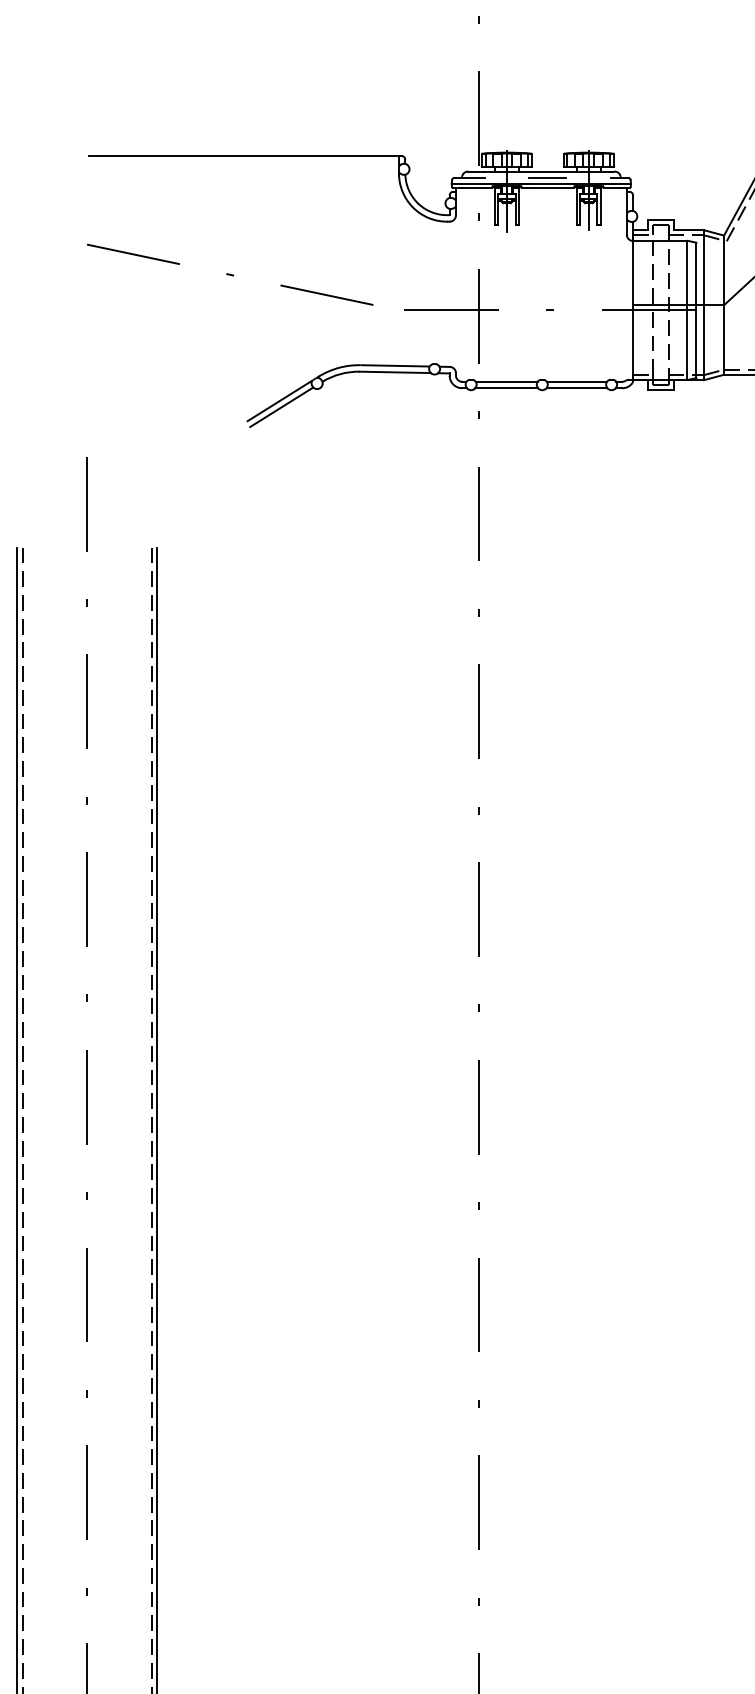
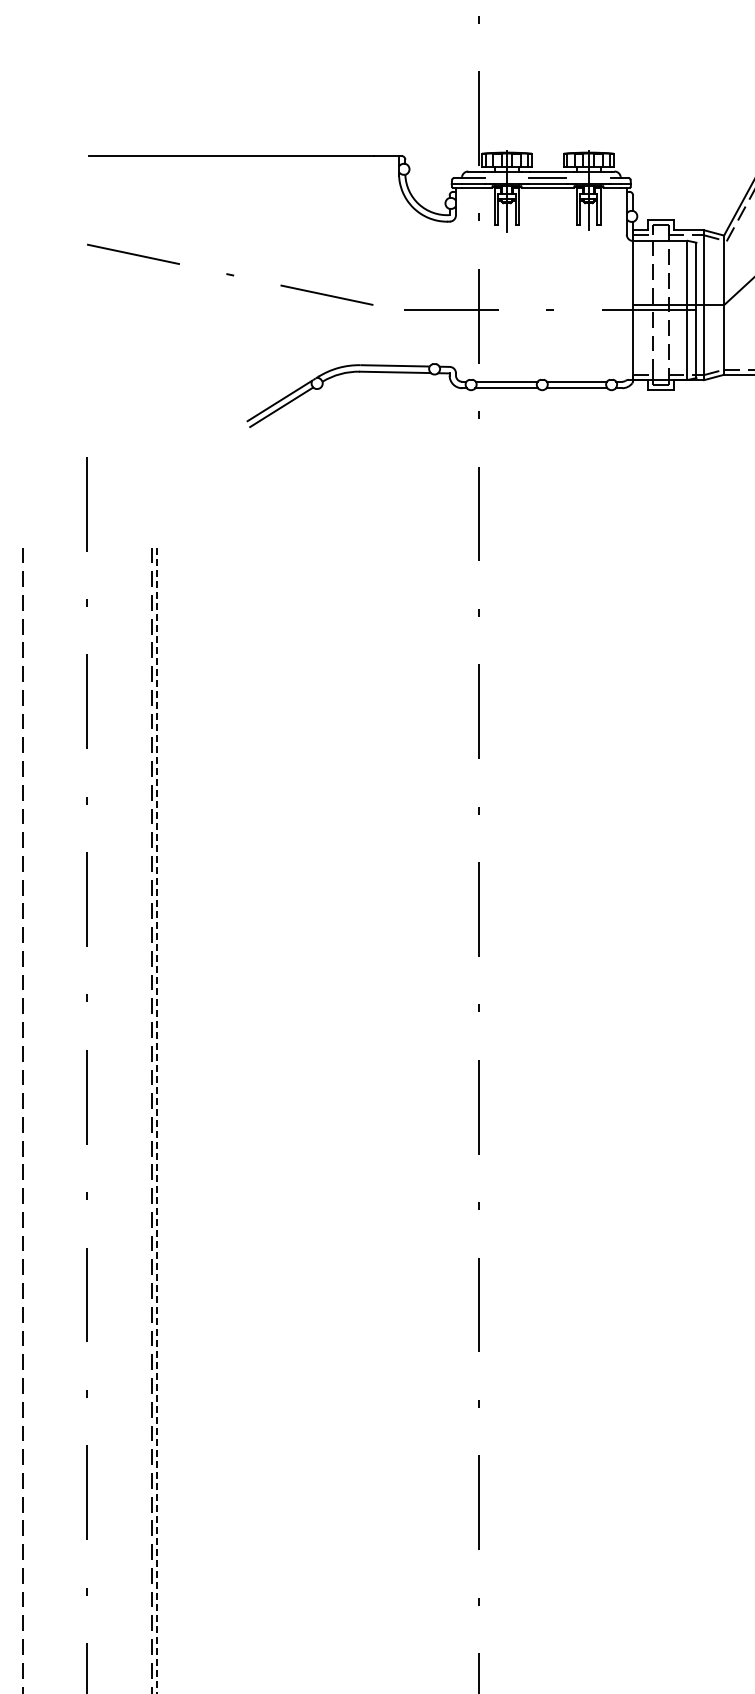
line: present -> none (17, 1118)
line: solid -> dashed (156, 1120)
